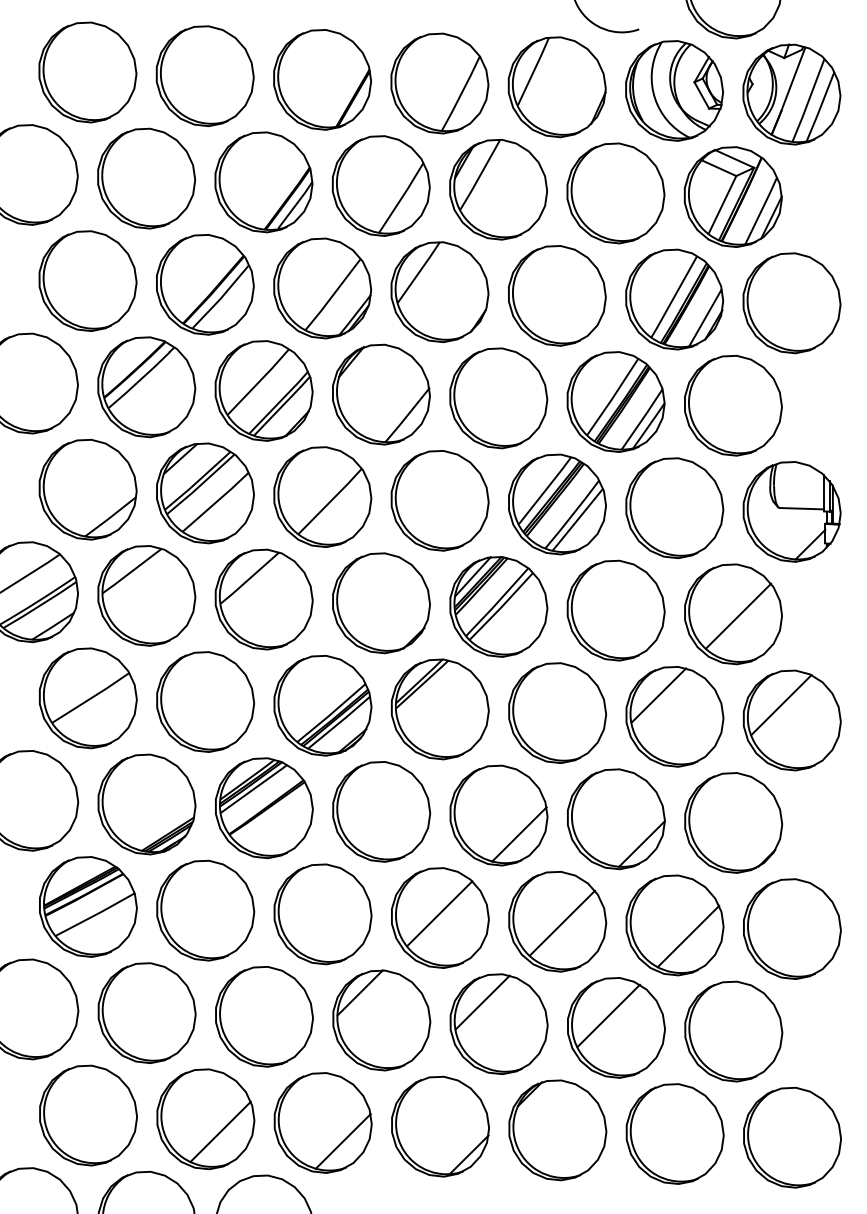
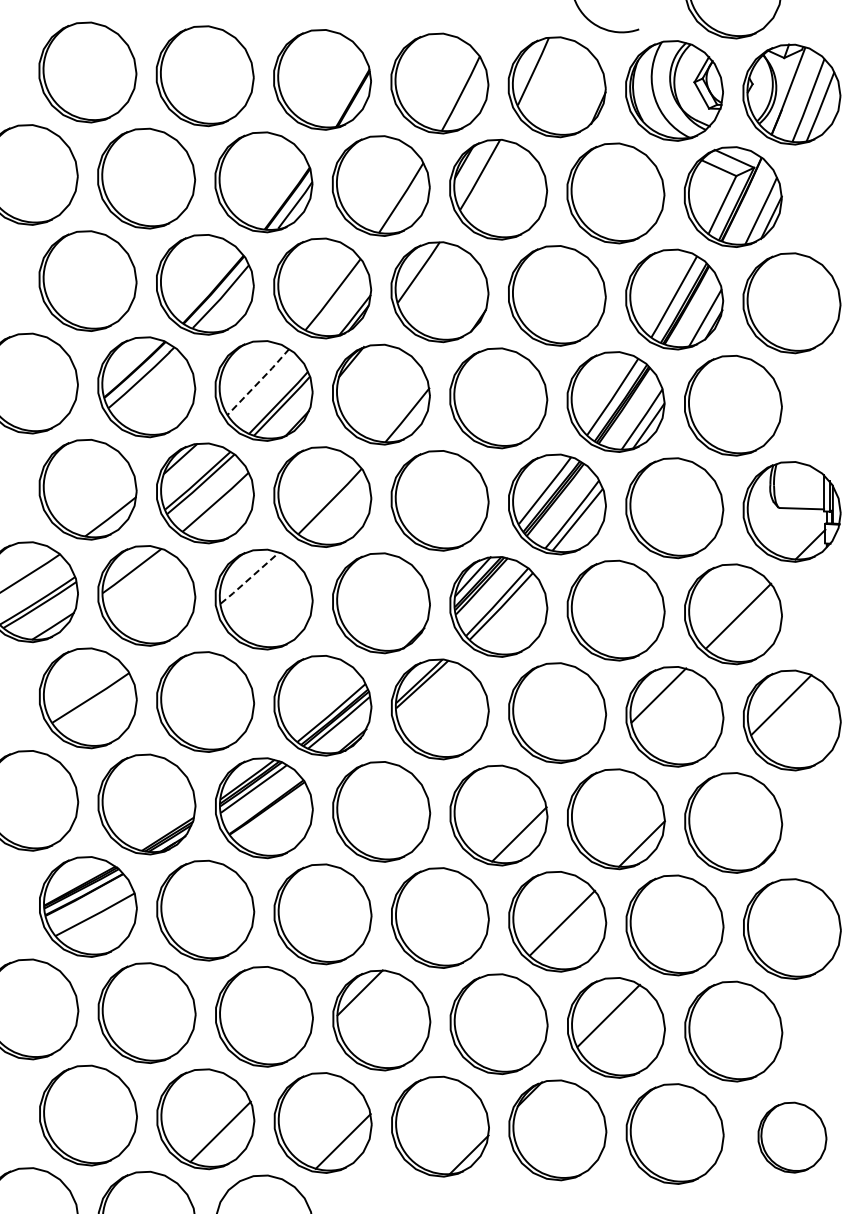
line: solid -> dashed (259, 381)
line: solid -> dashed (249, 578)
line: present -> none (439, 913)
line: present -> none (688, 936)
line: present -> none (482, 1002)
part size: 99x103 px -> 71x73 px (792, 1137)
